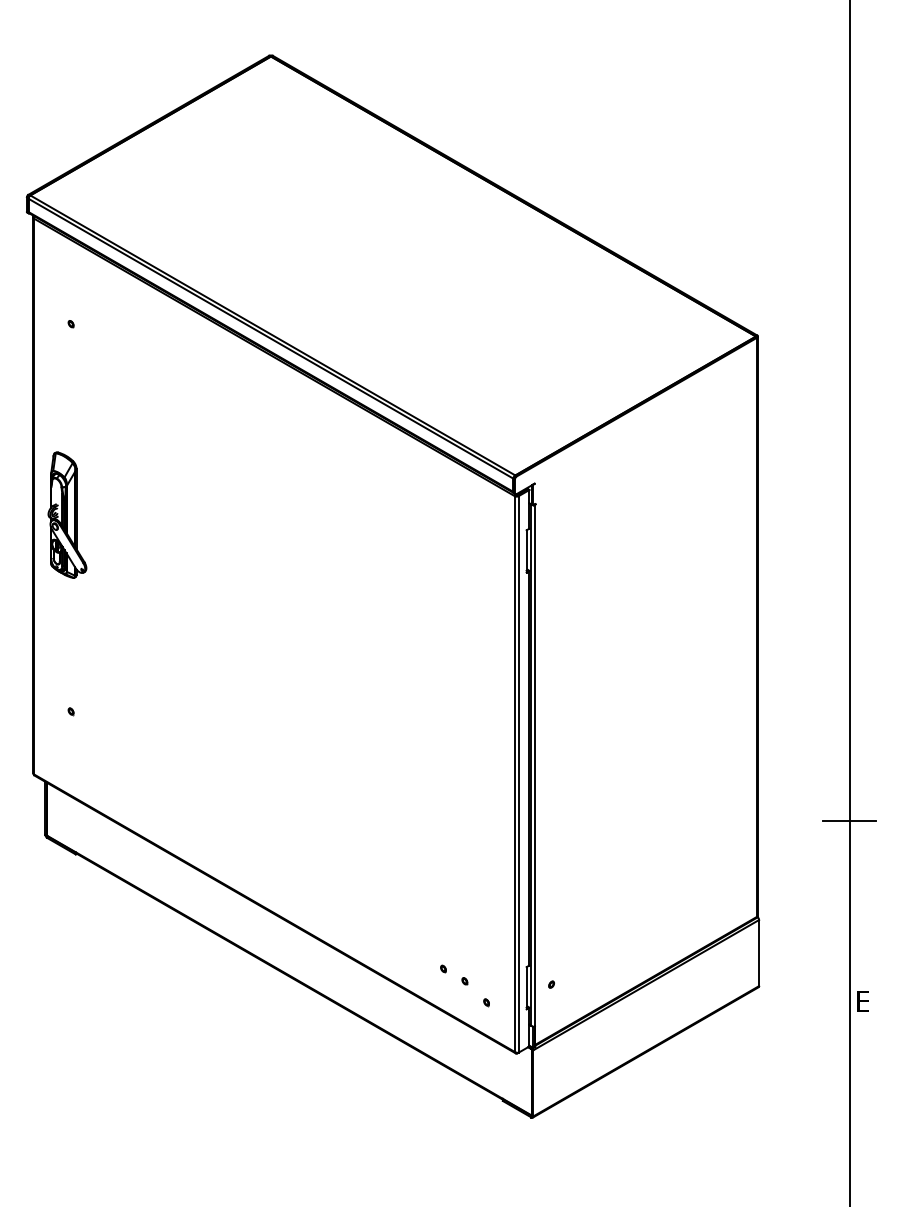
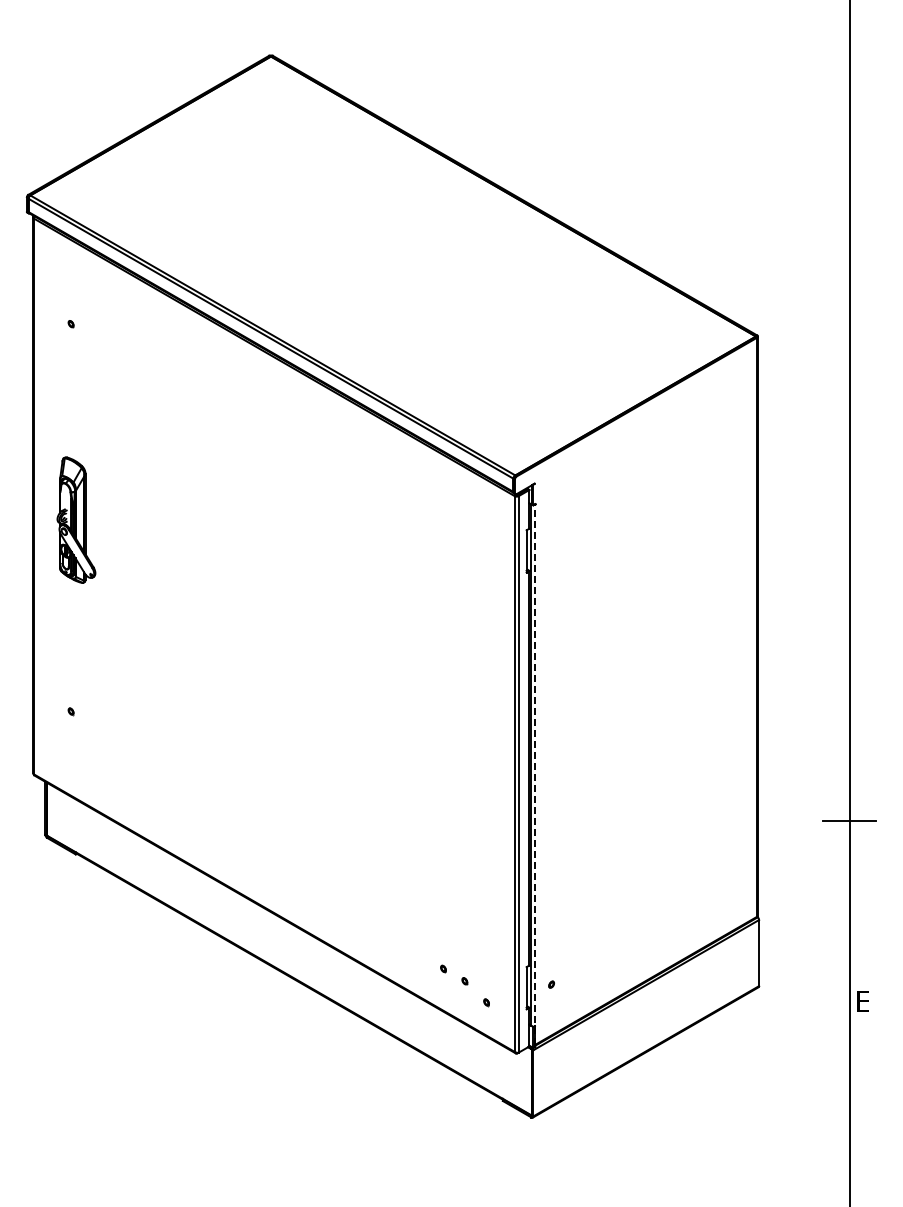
part position: (67, 514) -> (76, 519) (76, 519)
line: solid -> dashed (535, 774)
